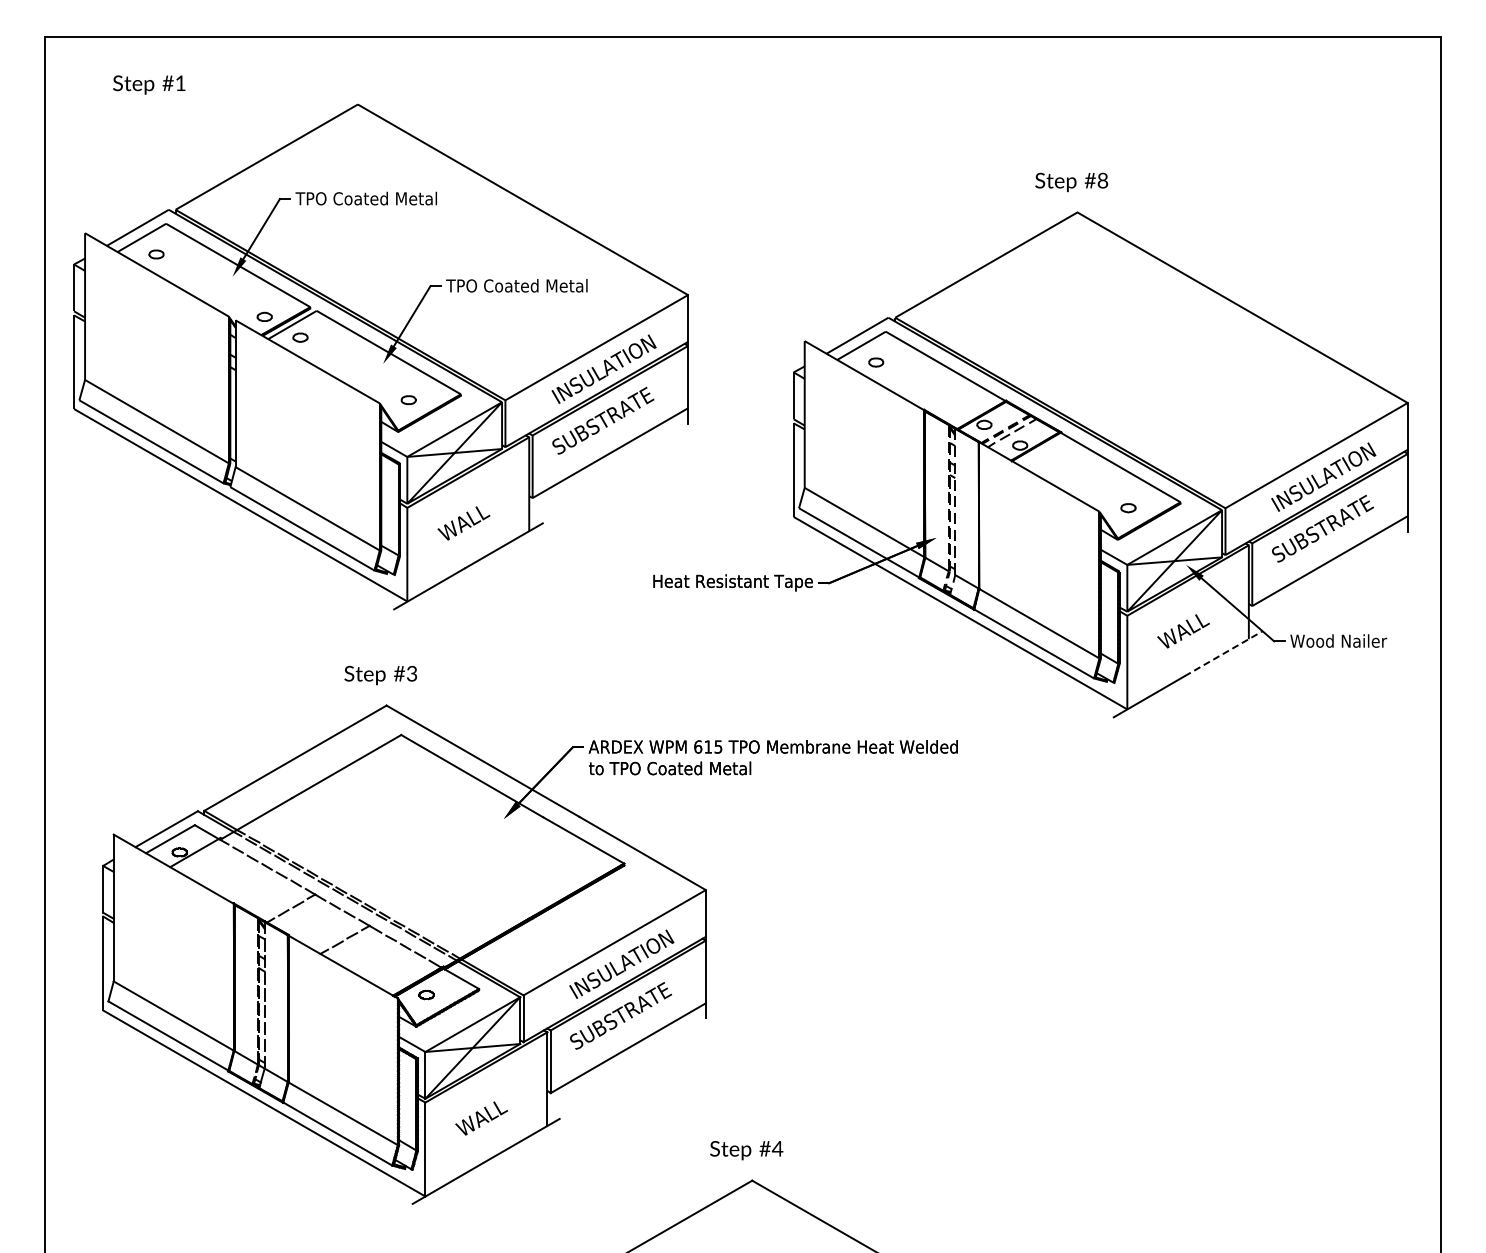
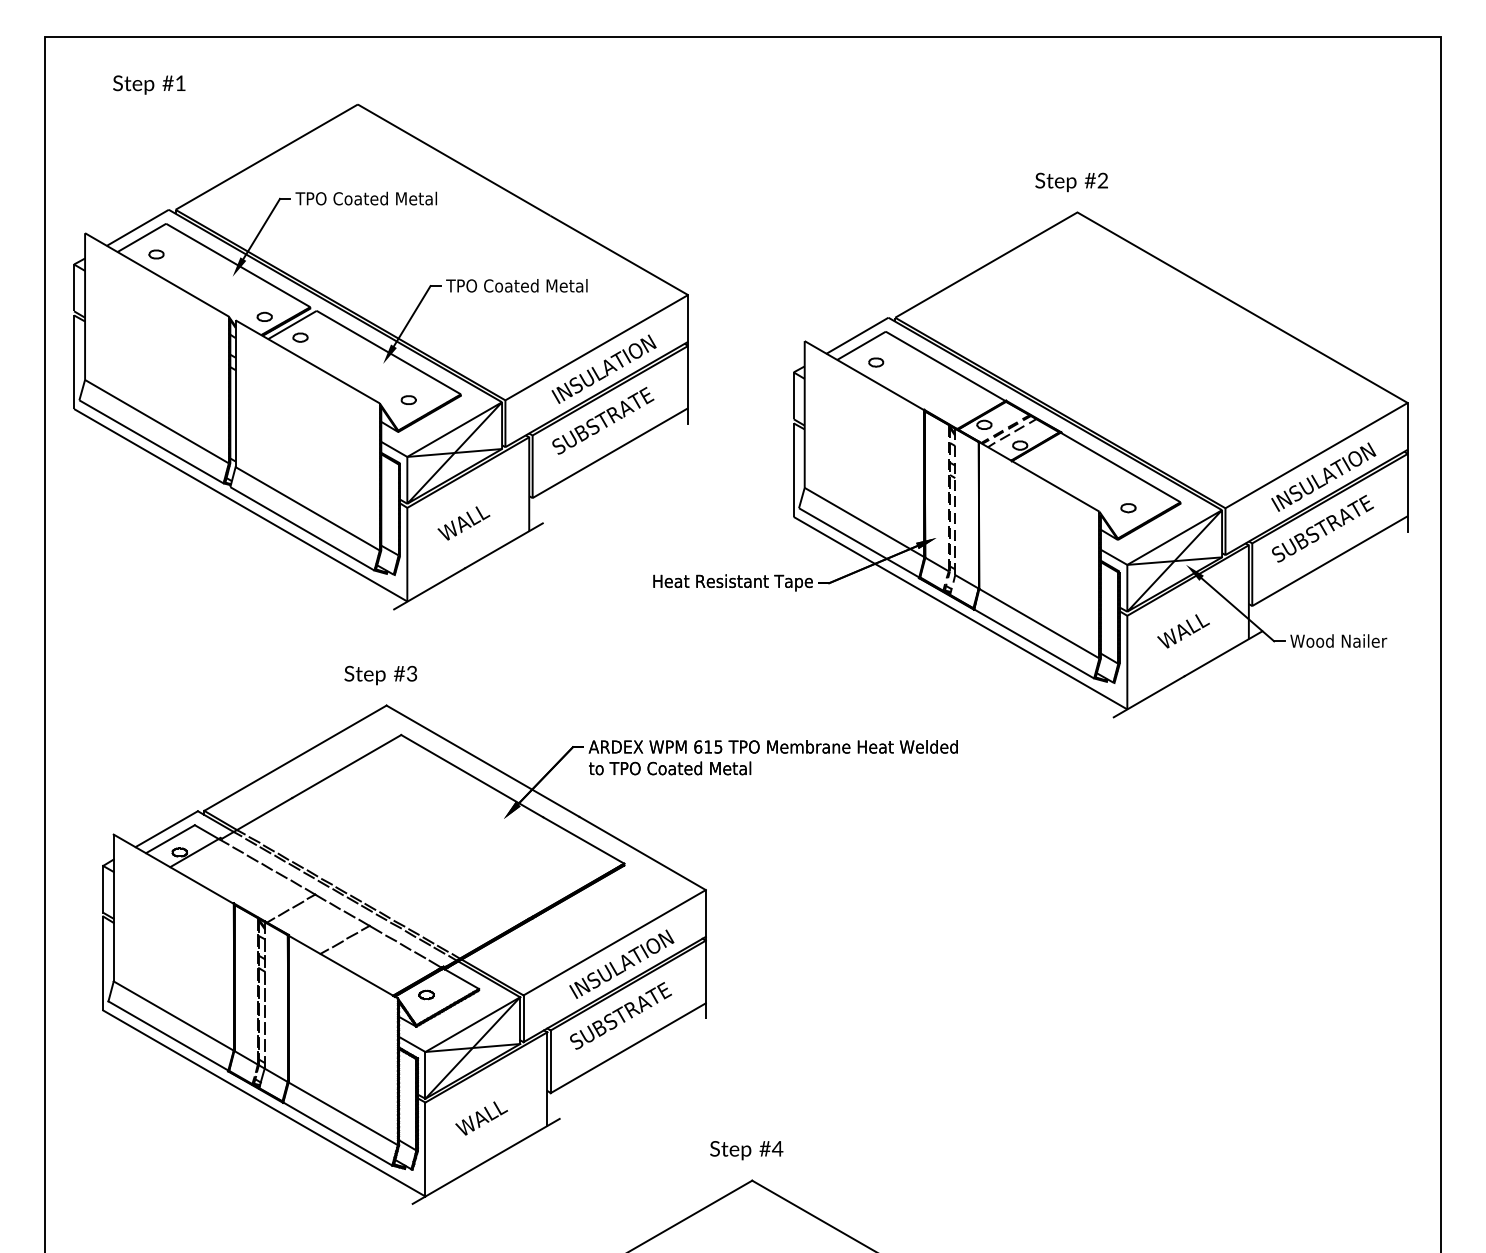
text: #8 -> #2 (1102, 181)
line: dashed -> solid (1223, 653)
